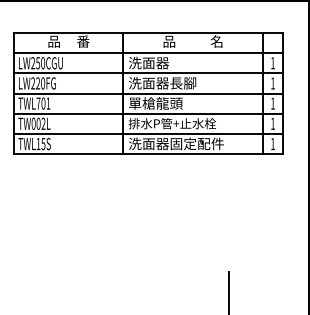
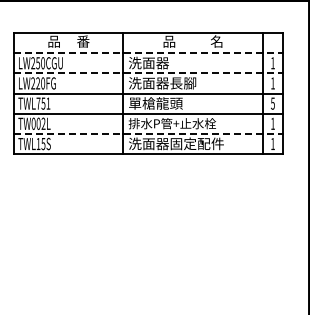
line: solid -> dashed (148, 53)
line: solid -> dashed (148, 73)
text: TWL701 -> TWL751 (43, 103)
text: 1 -> 5 (272, 103)
line: solid -> dashed (148, 133)
line: present -> none (228, 291)
